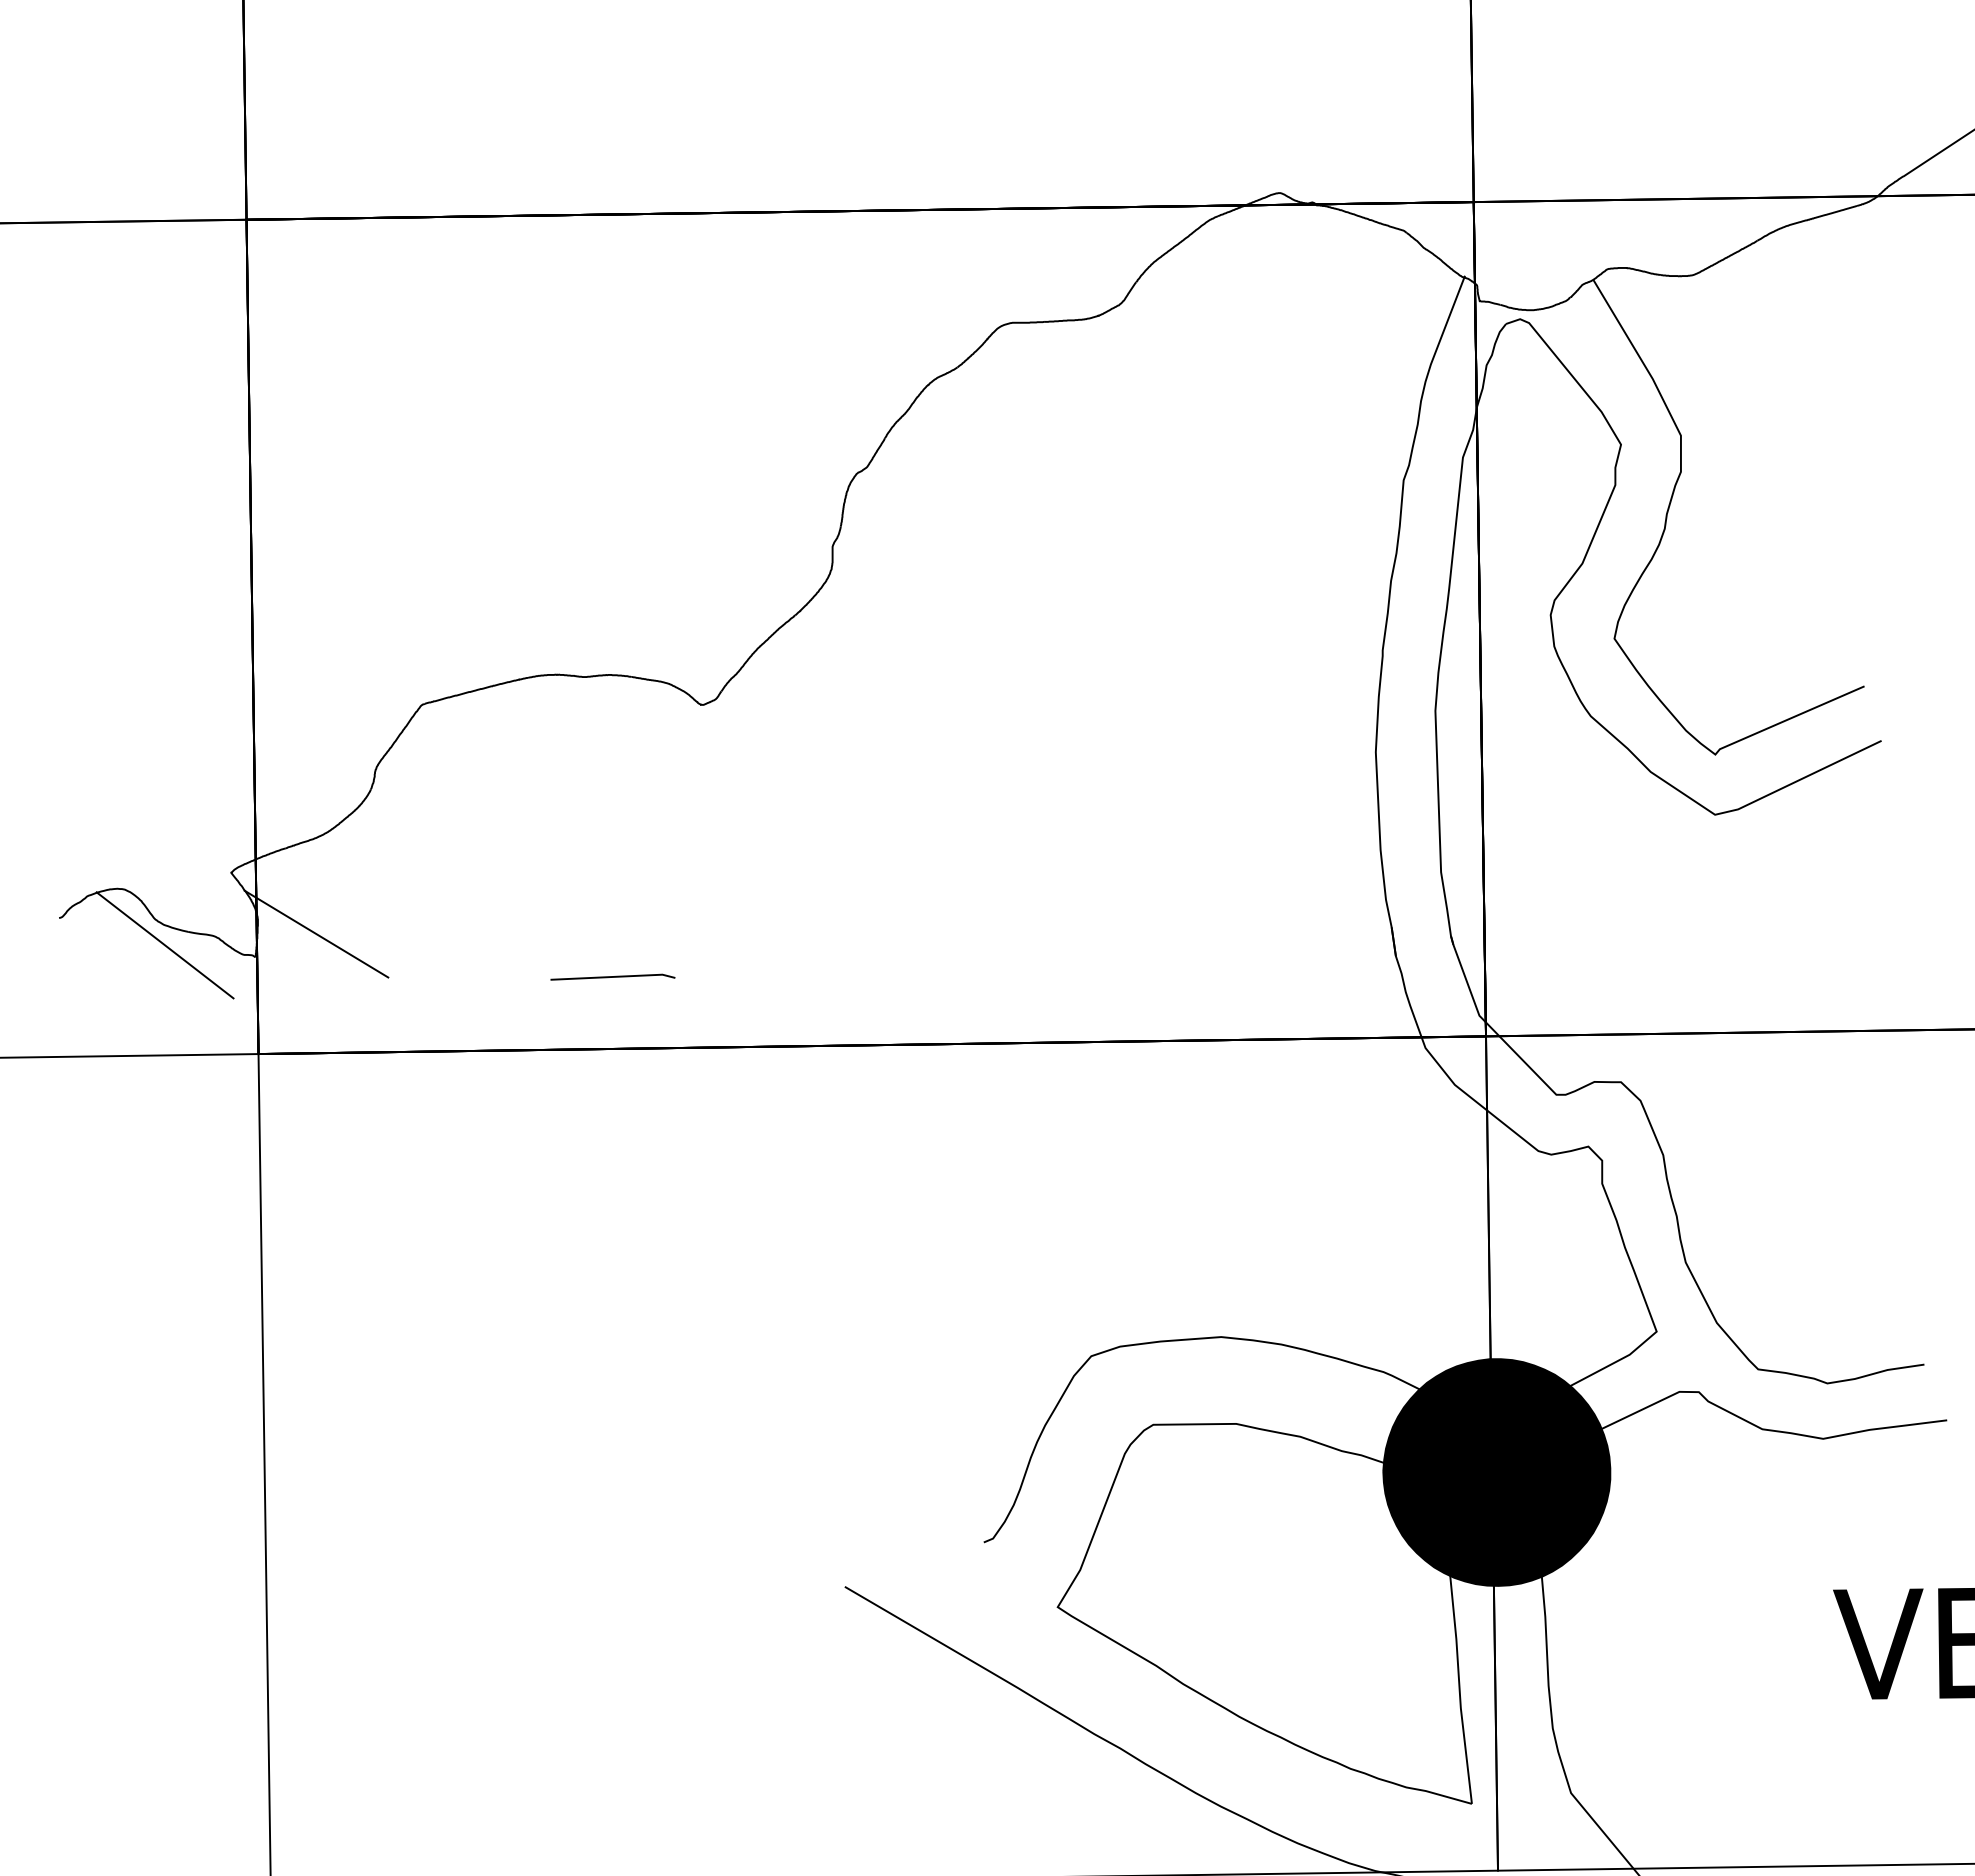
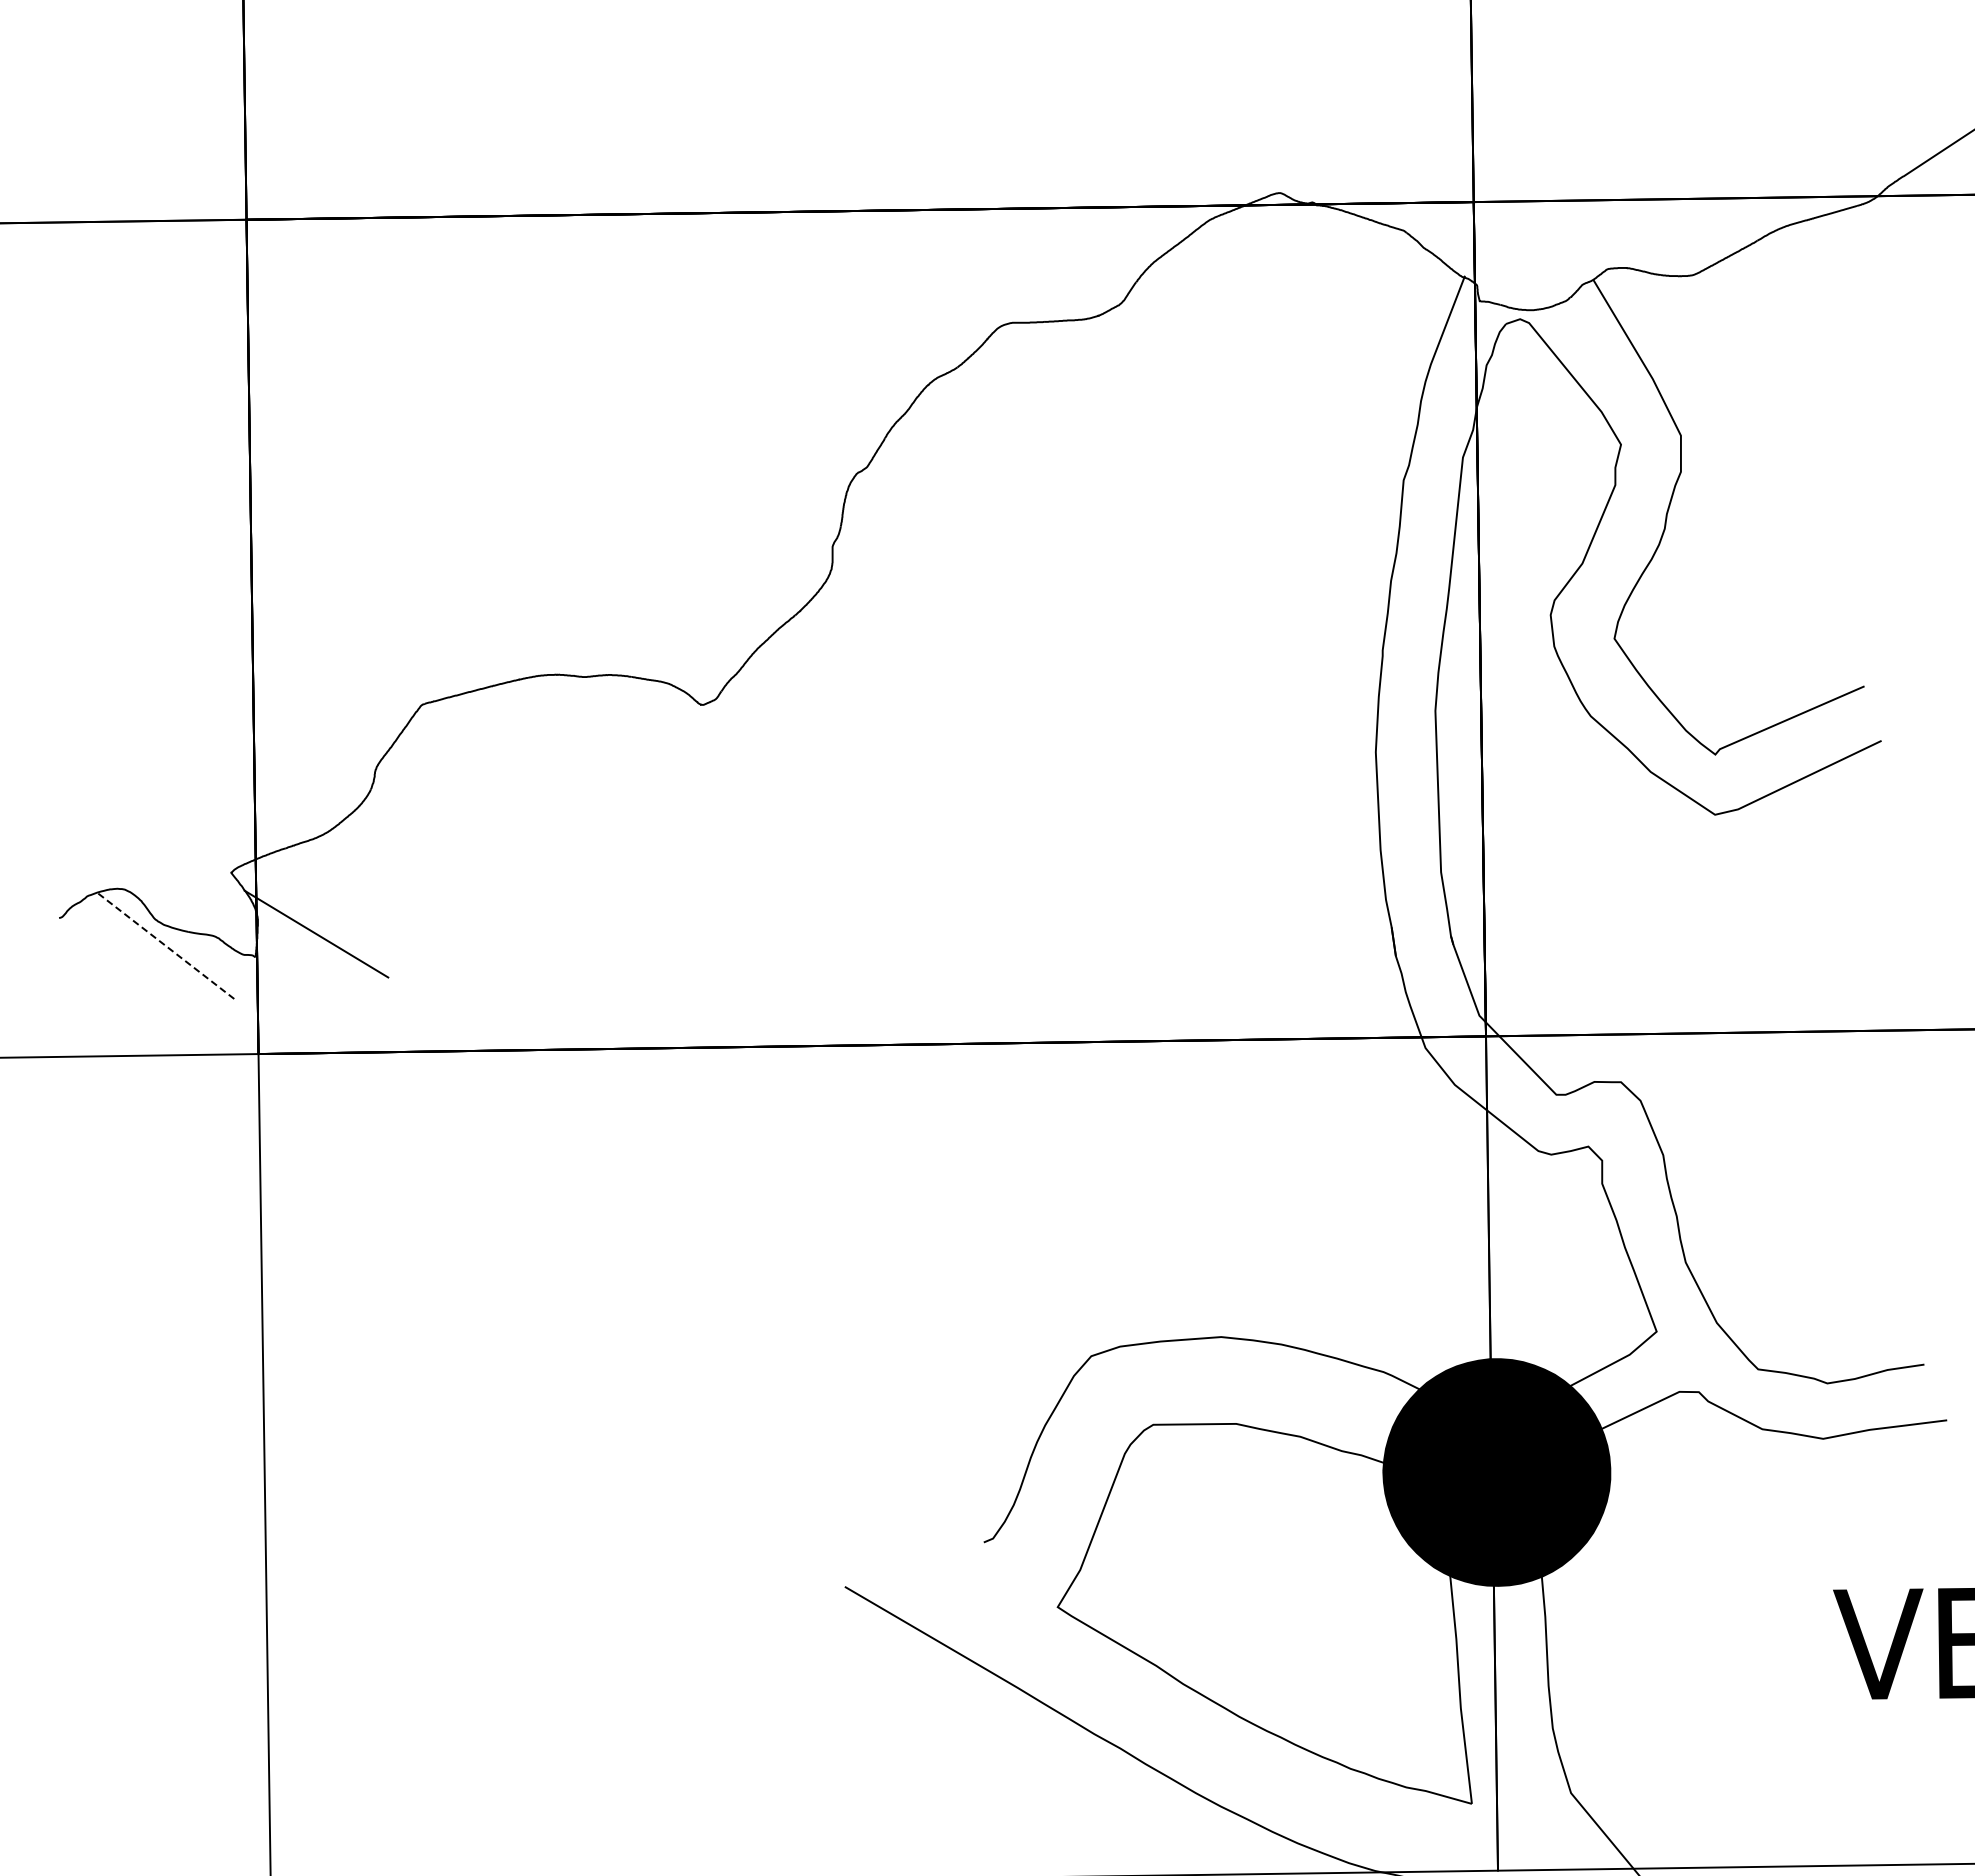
line: solid -> dashed (165, 945)
line: present -> none (612, 976)
